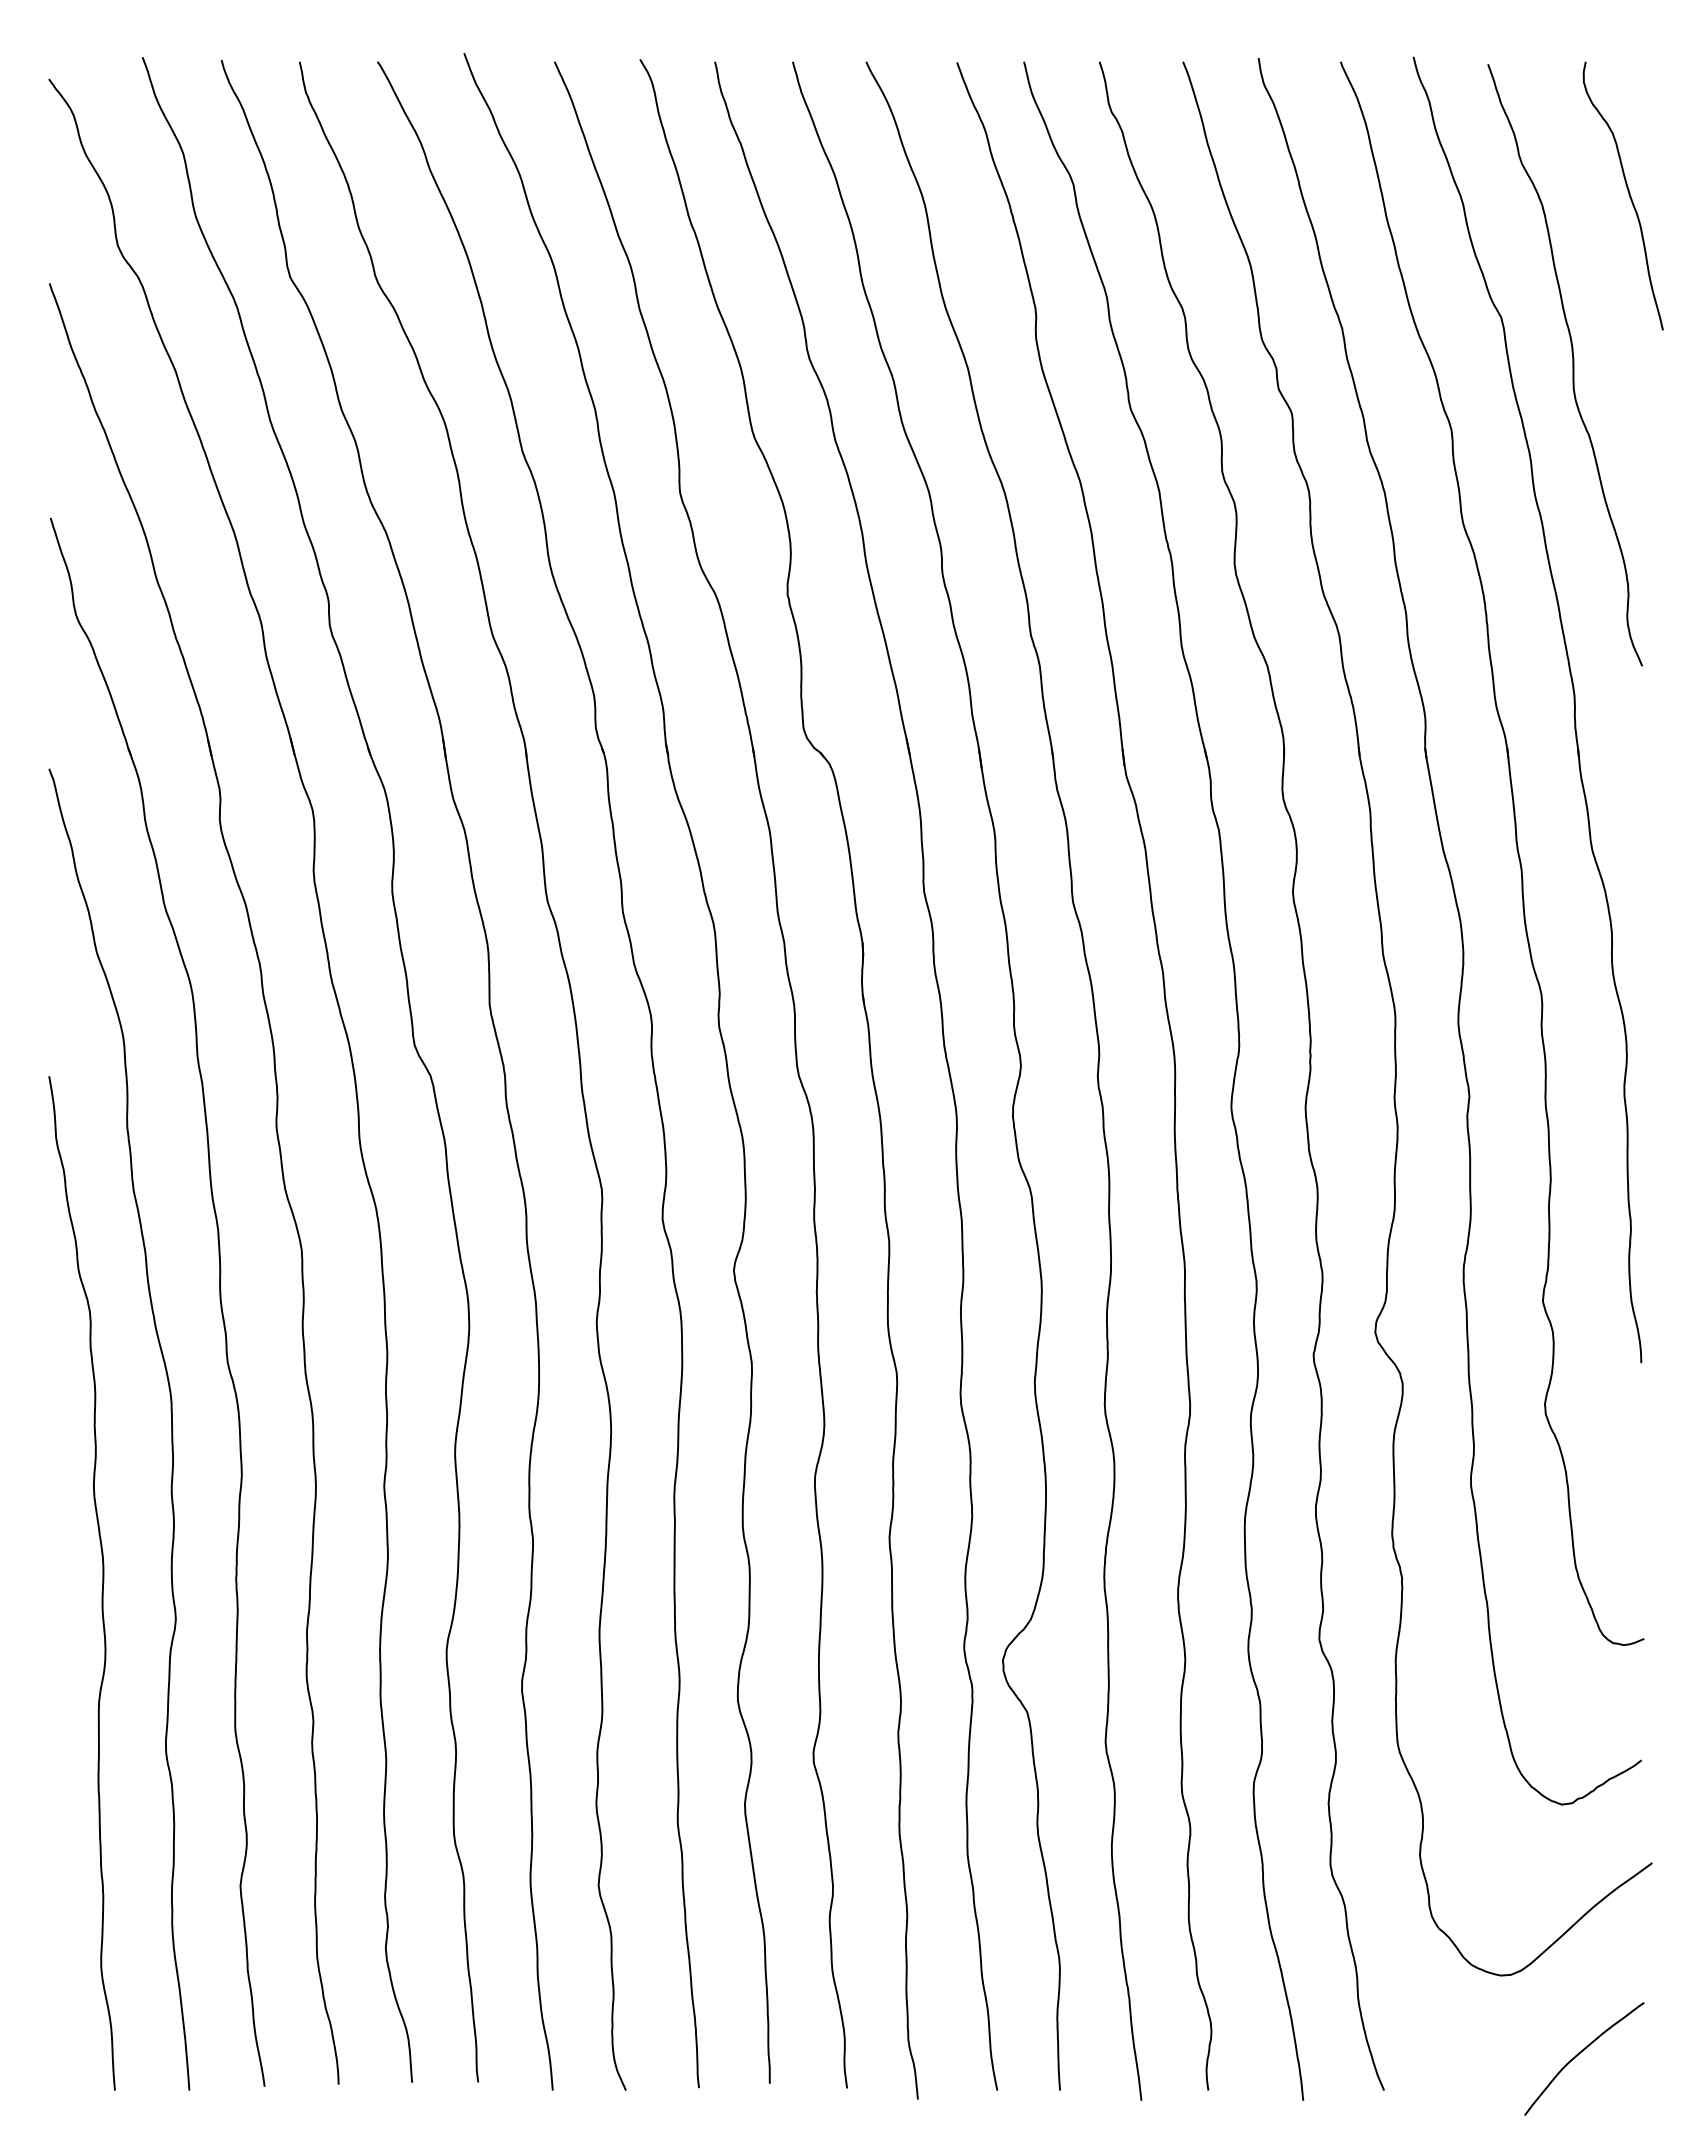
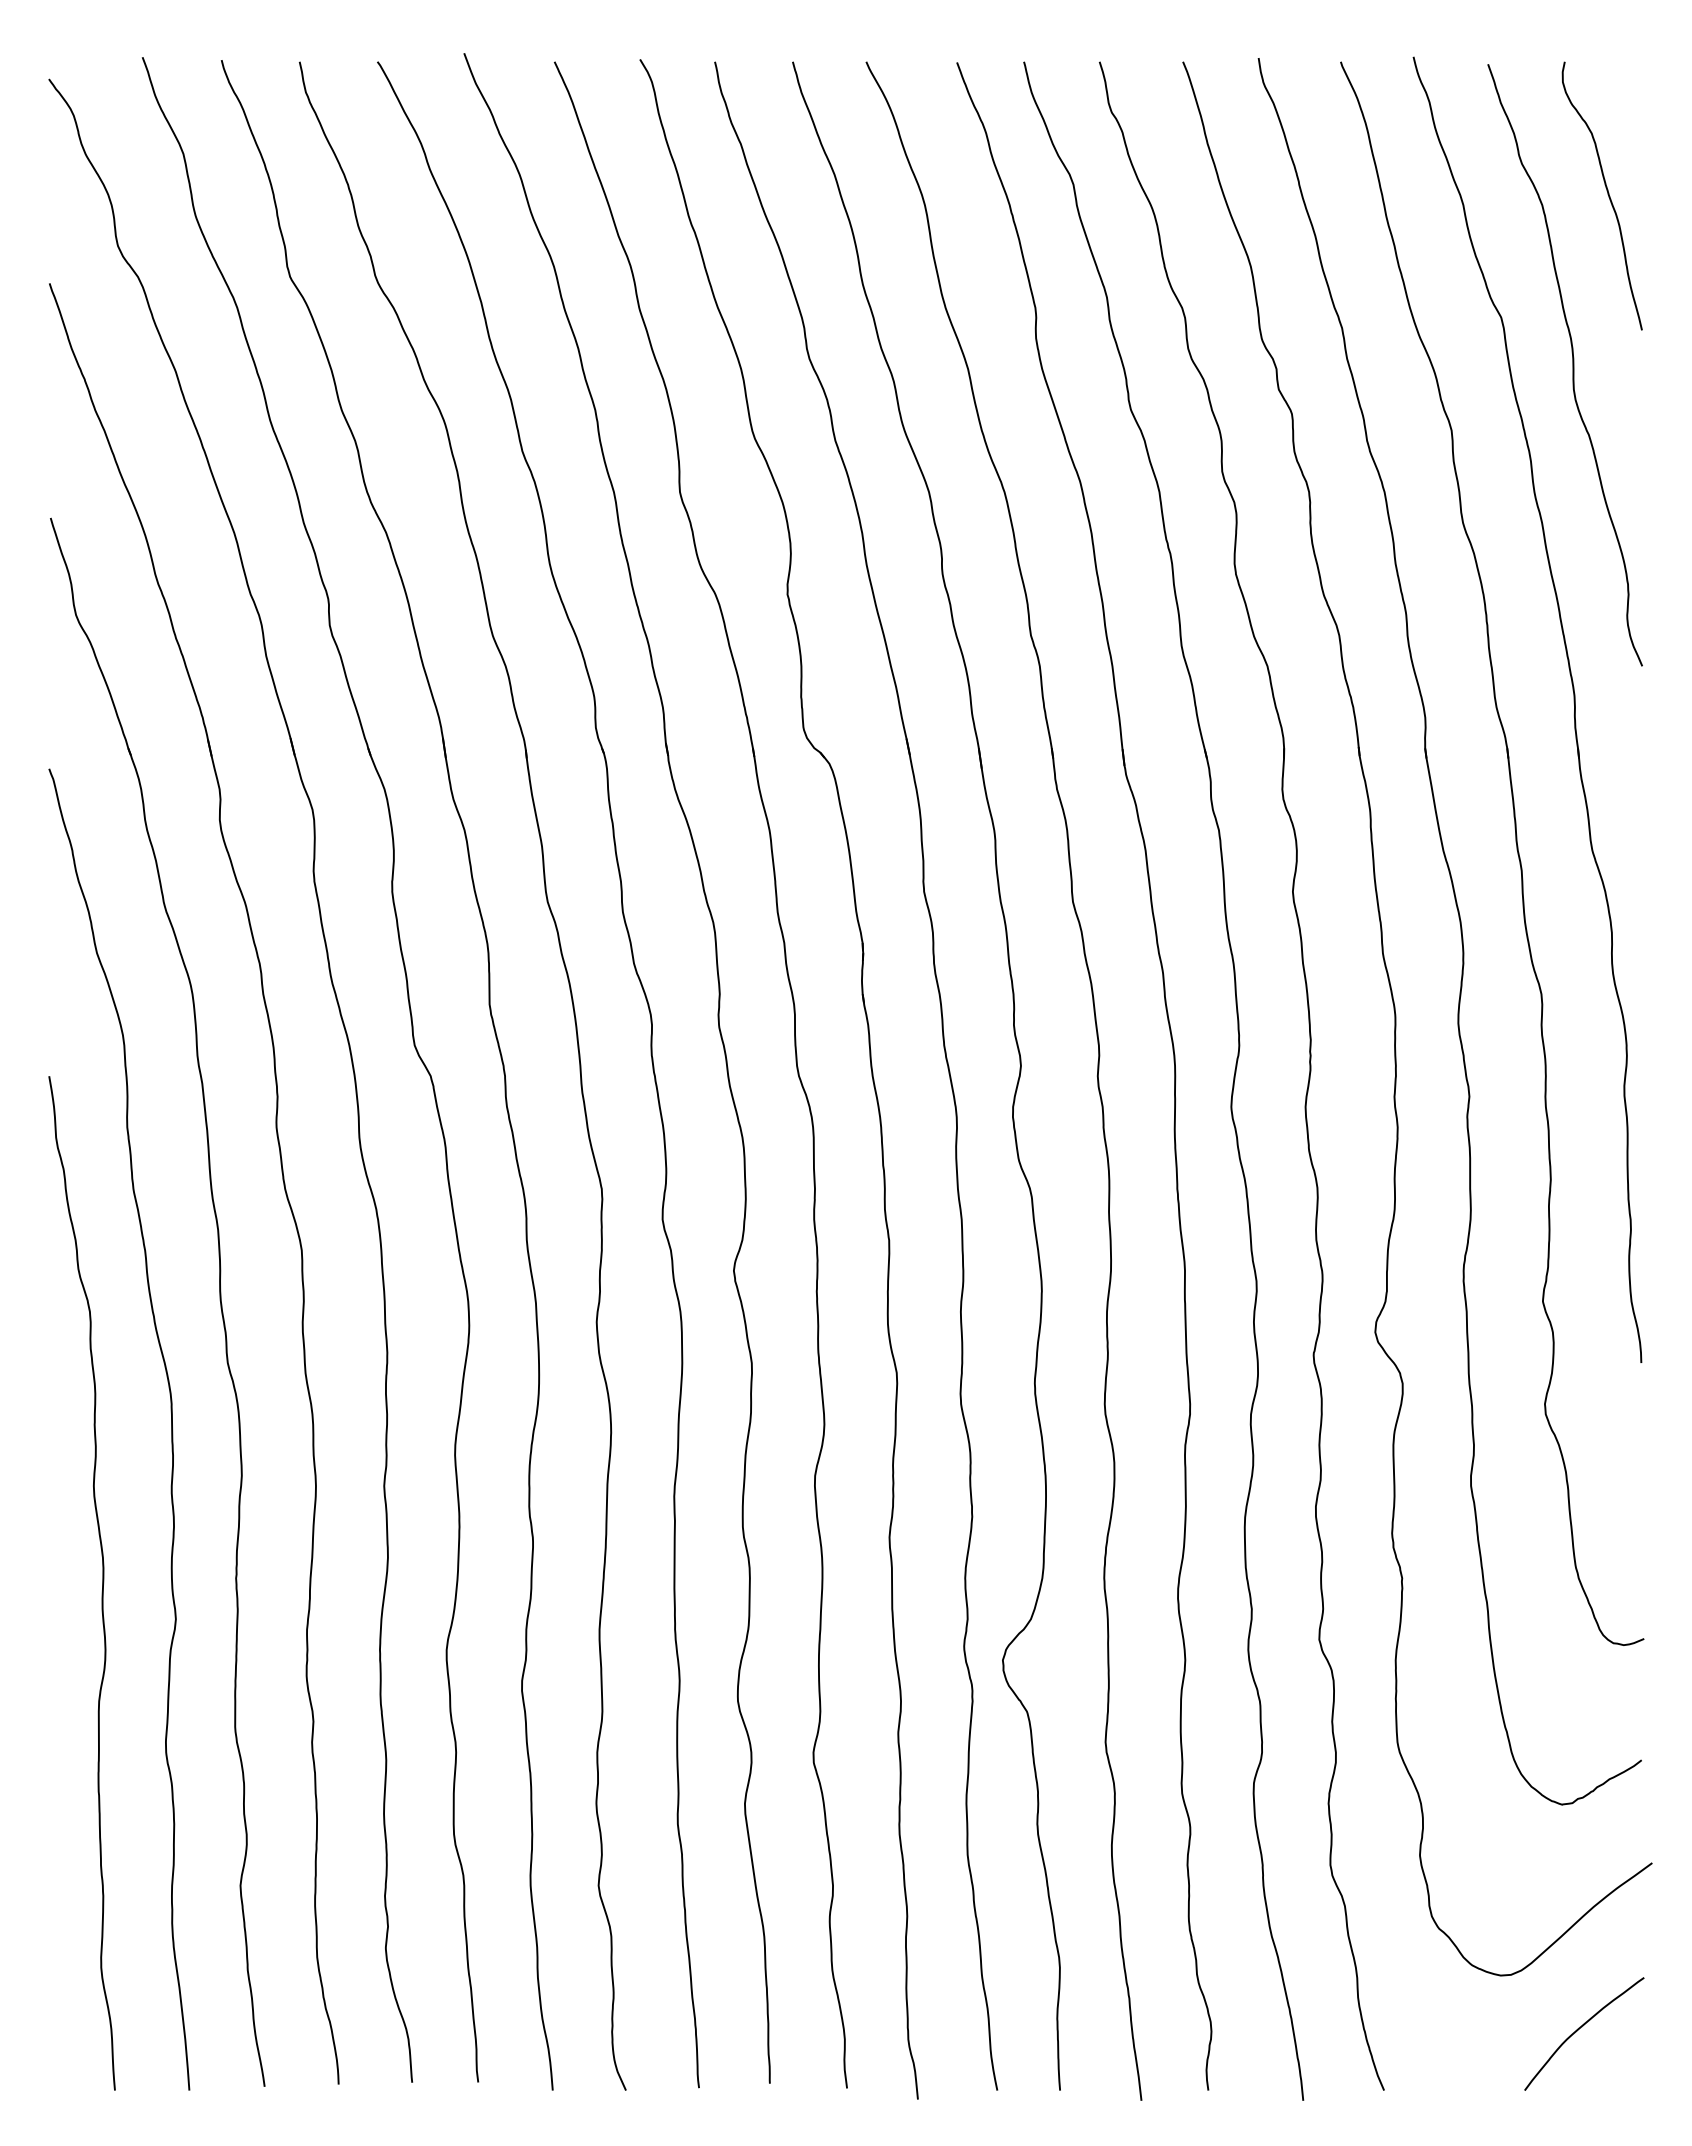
curve position: (1628, 194) -> (1607, 194) (1607, 194)
curve position: (1582, 2052) -> (1582, 2027) (1582, 2027)
